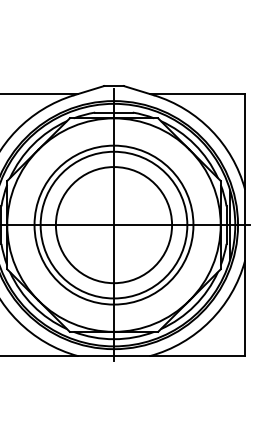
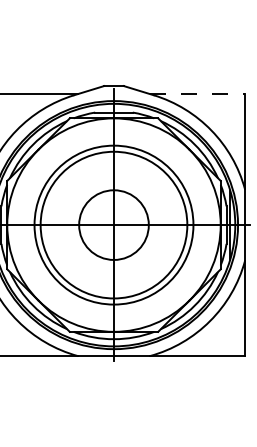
line: solid -> dashed (198, 94)
circle diameter: 116 px -> 70 px (113, 224)
